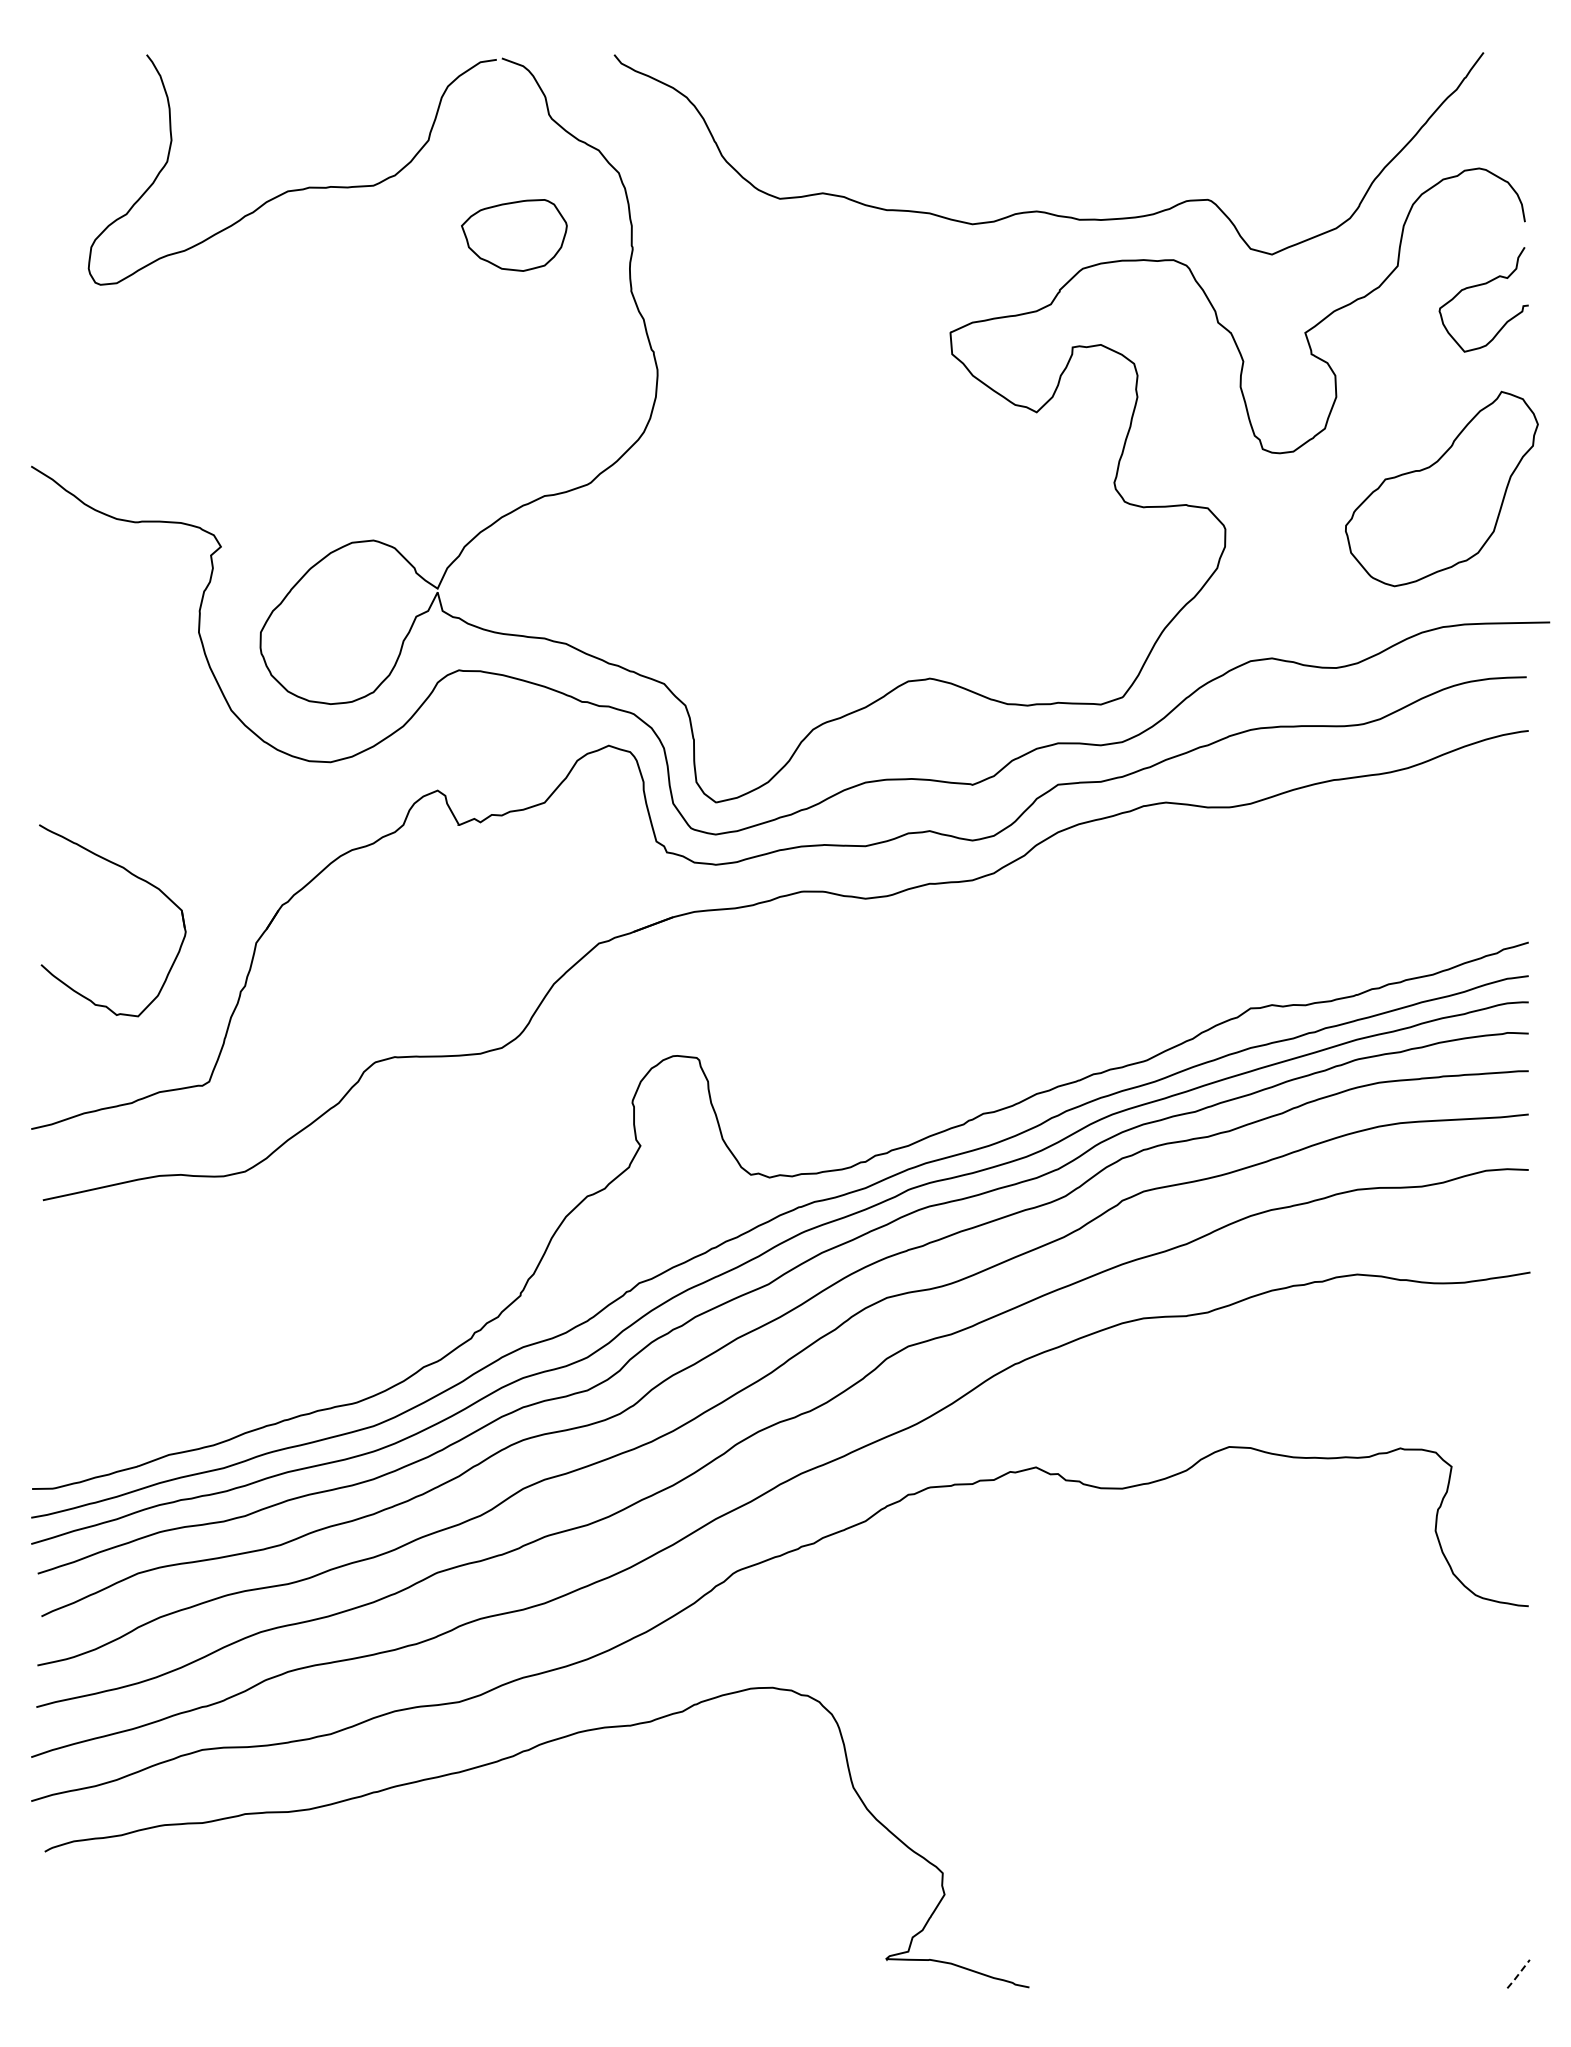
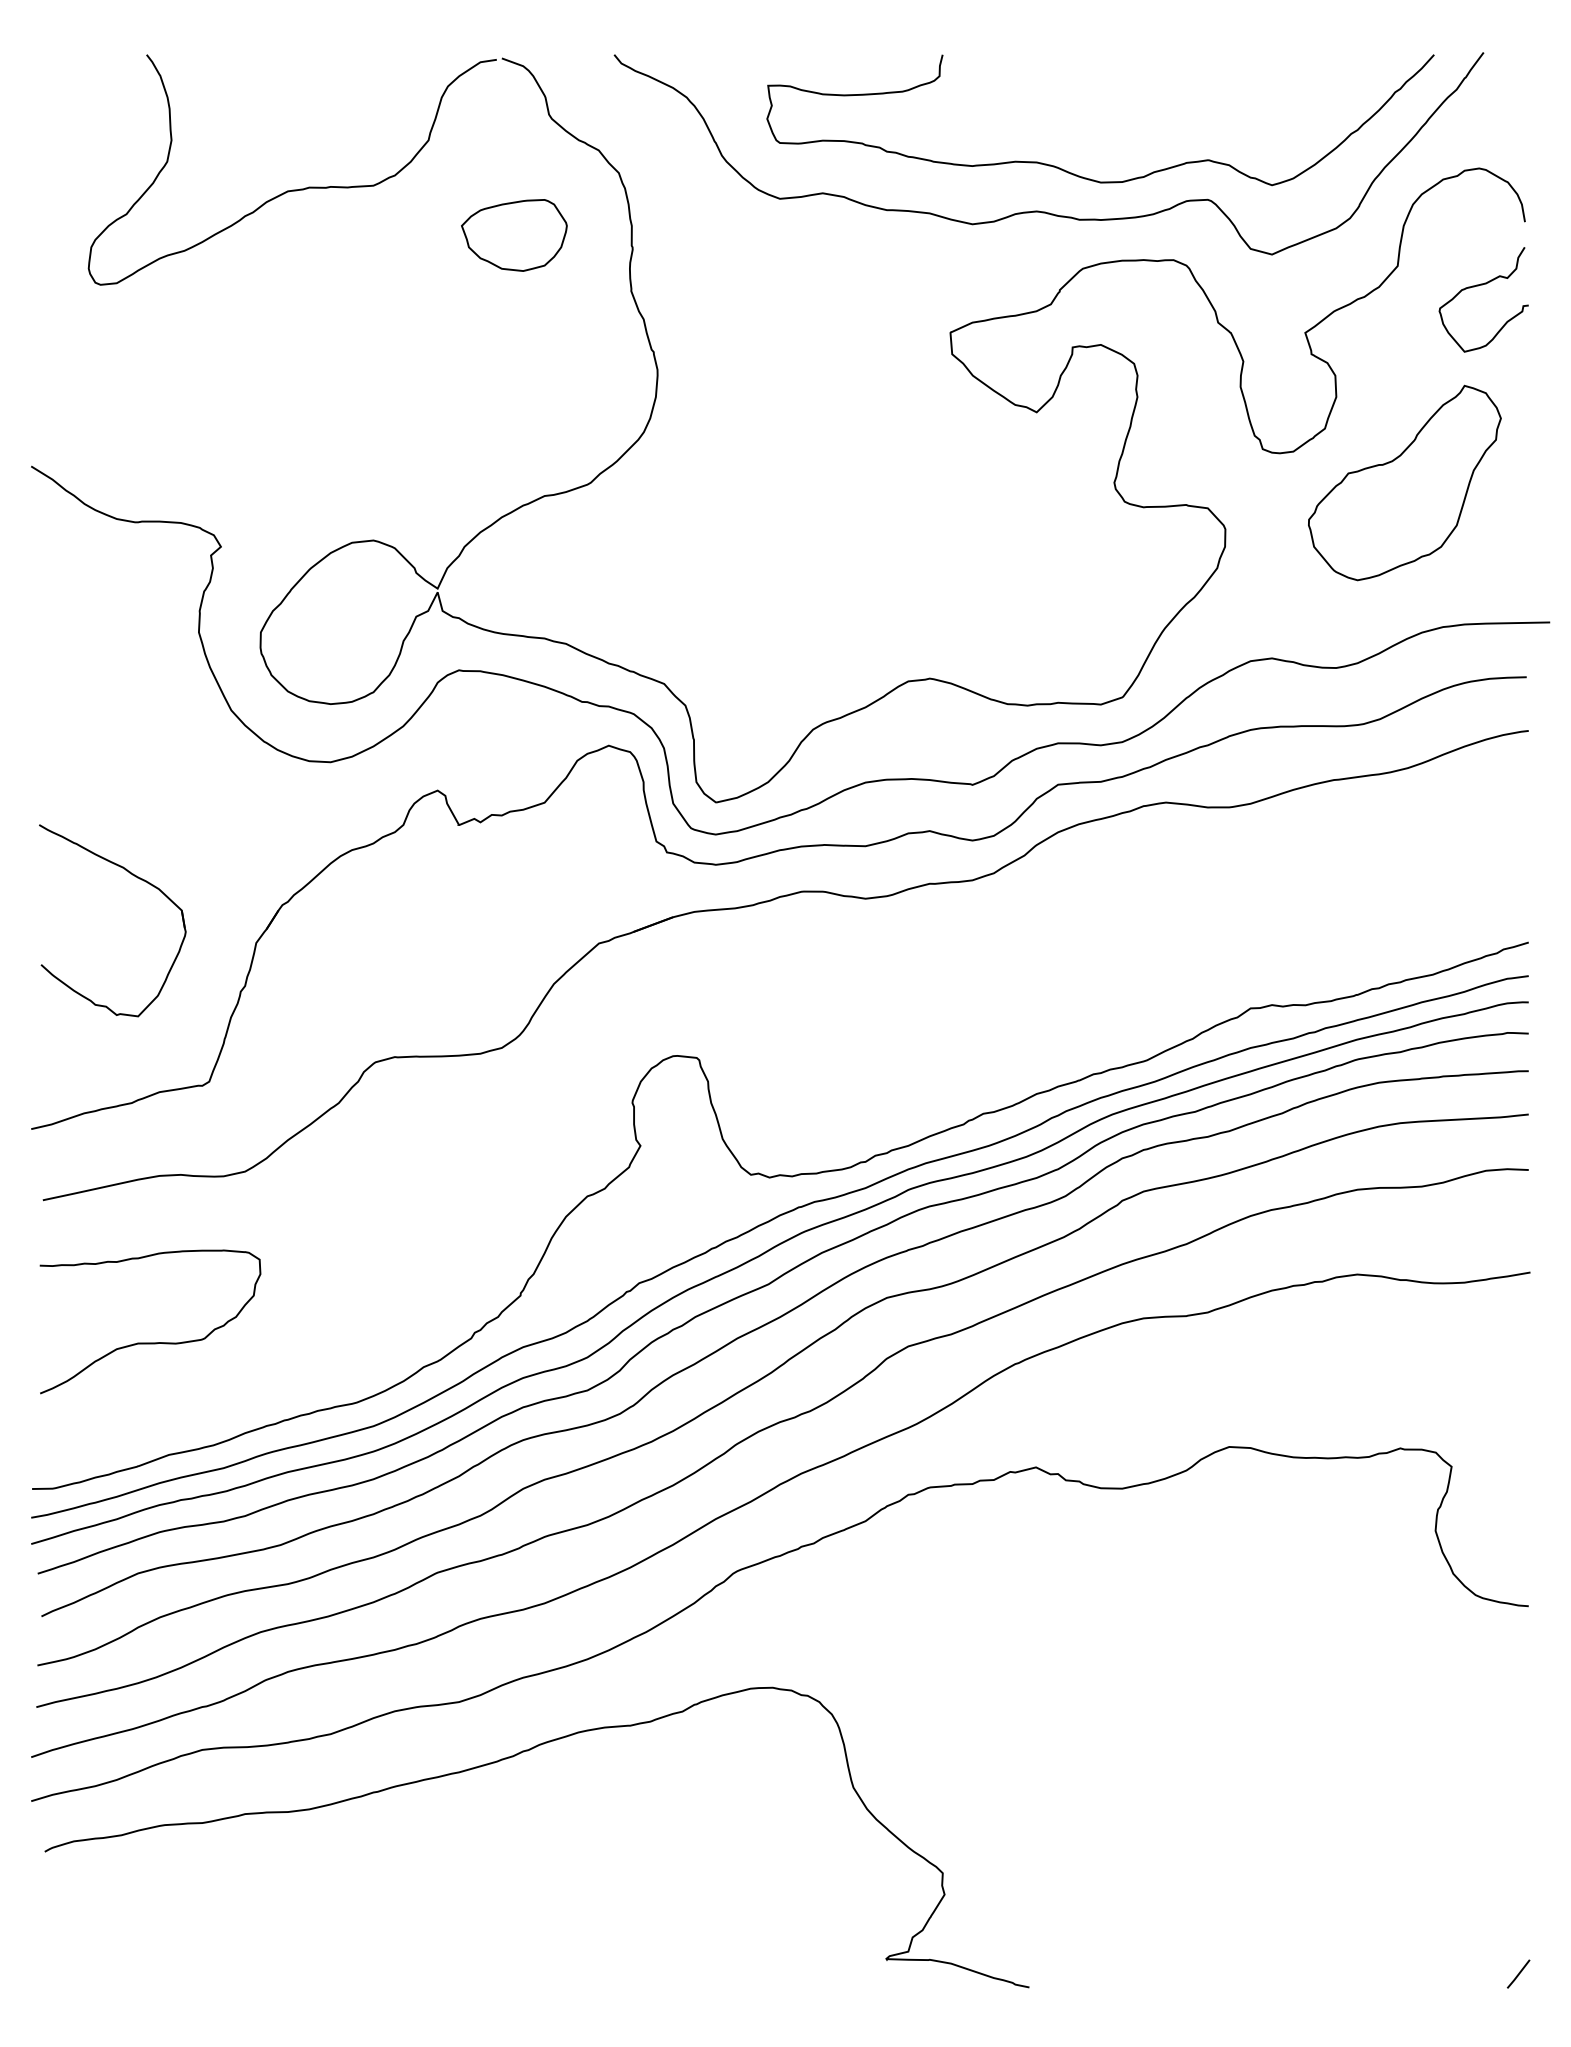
curve: none -> present (1086, 177)
part position: (1441, 488) -> (1404, 482) (1404, 482)
curve: none -> present (150, 1342)
line: dashed -> solid (1518, 1974)
